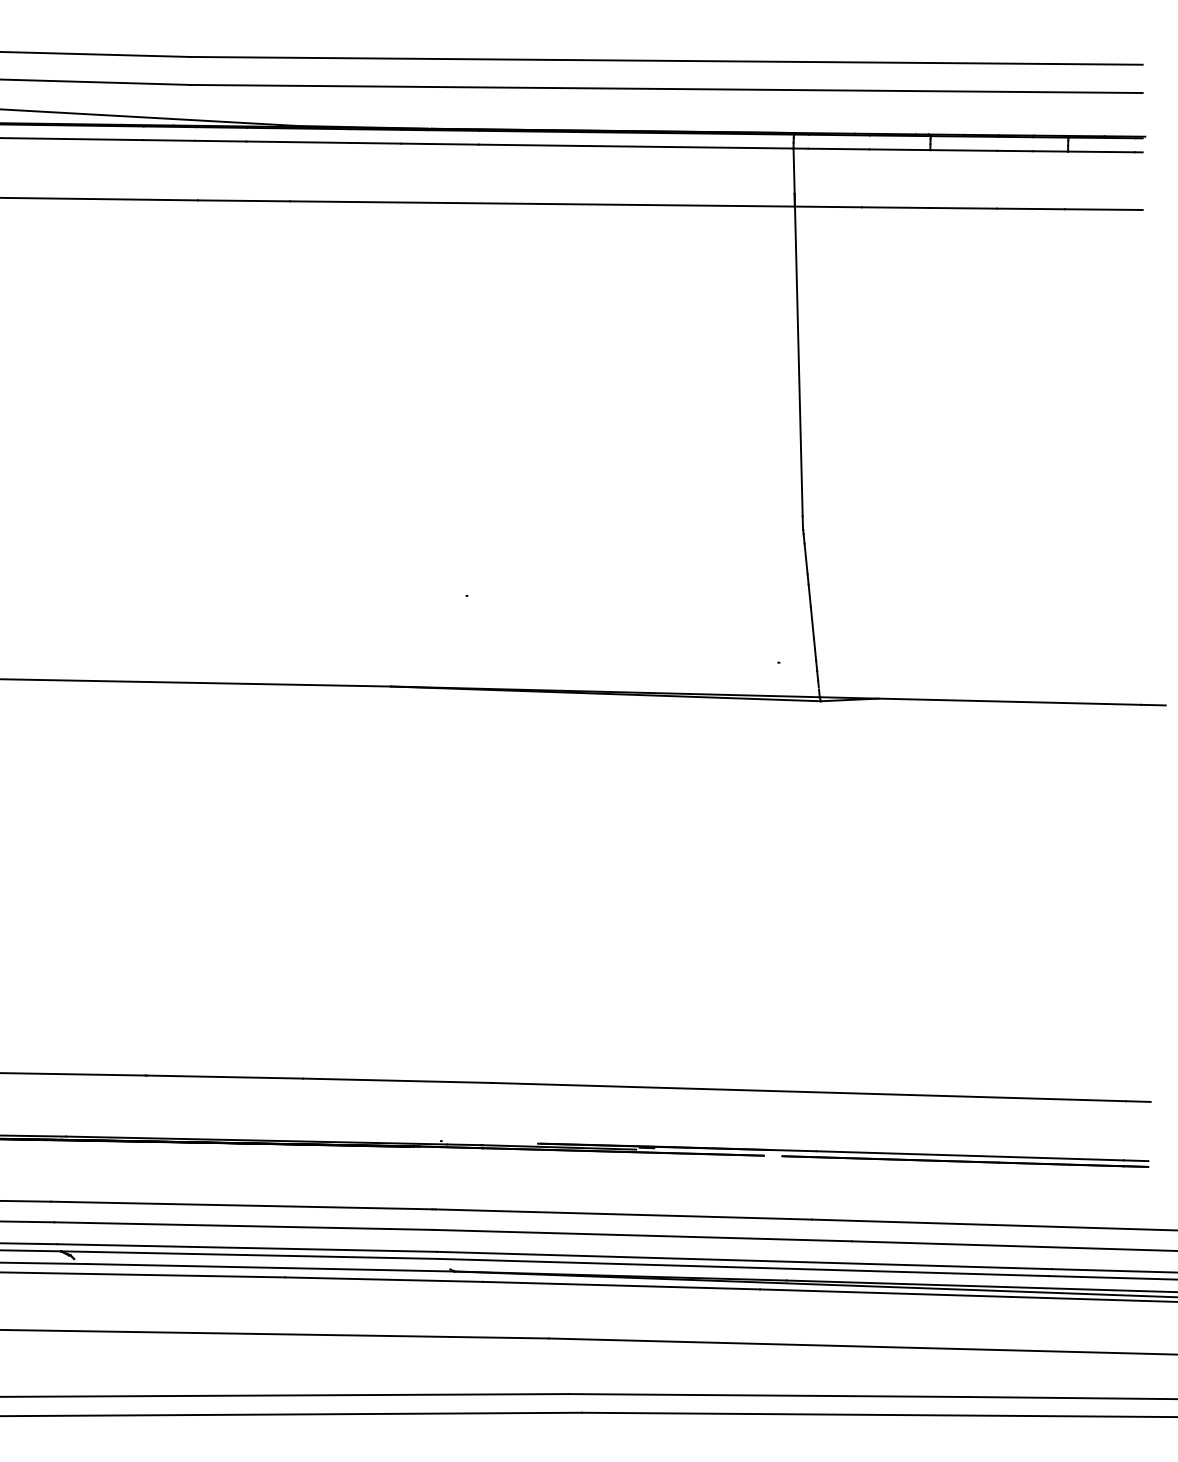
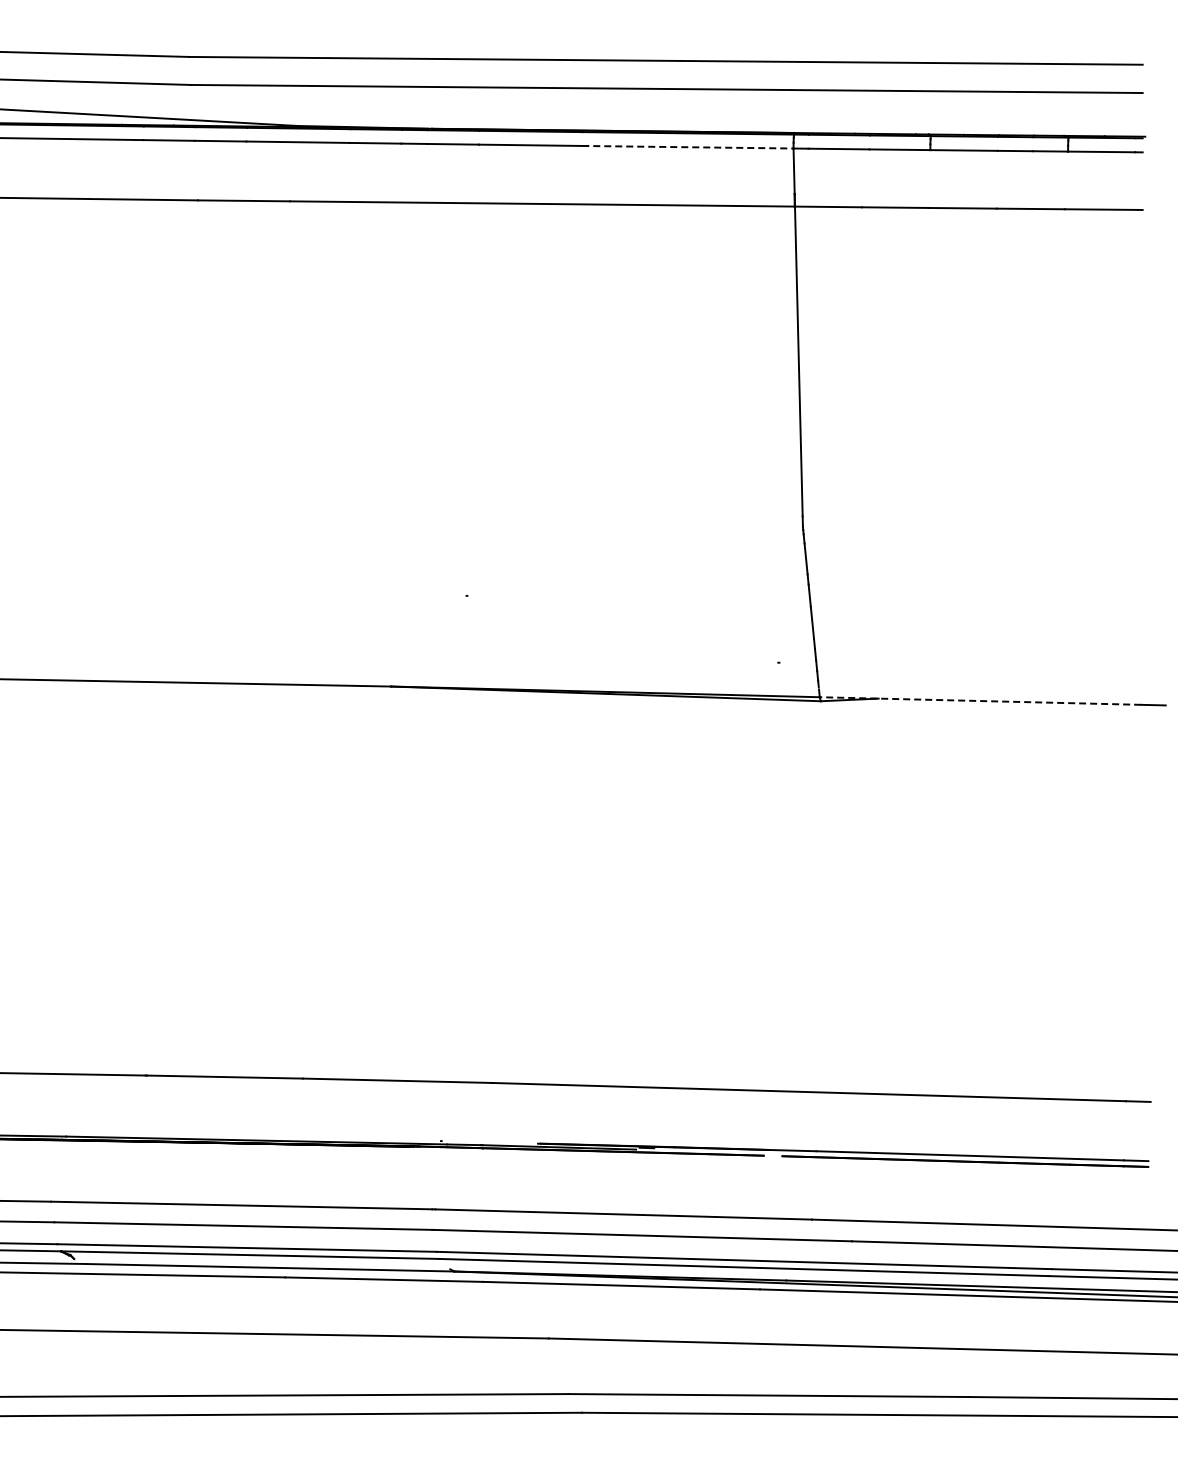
line: solid -> dashed (687, 147)
line: solid -> dashed (980, 701)
